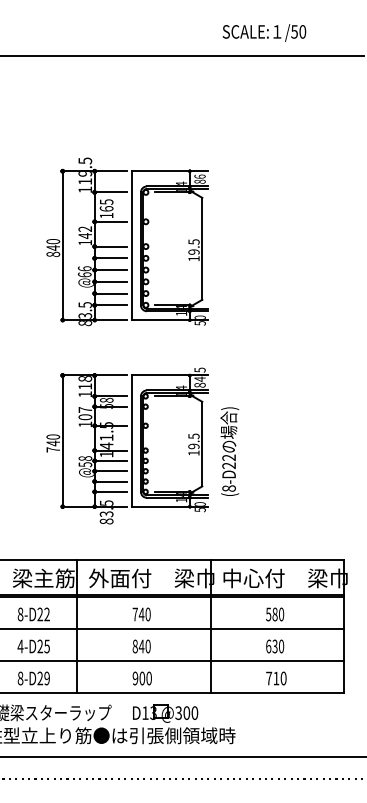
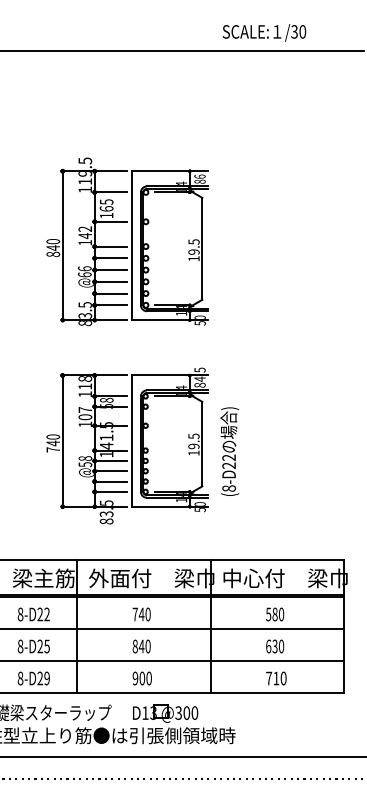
text: /50 -> /30 (294, 31)
line position: (182, 55) -> (182, 50) (182, 50)
text: 4-D25 -> 8-D25 (20, 646)
